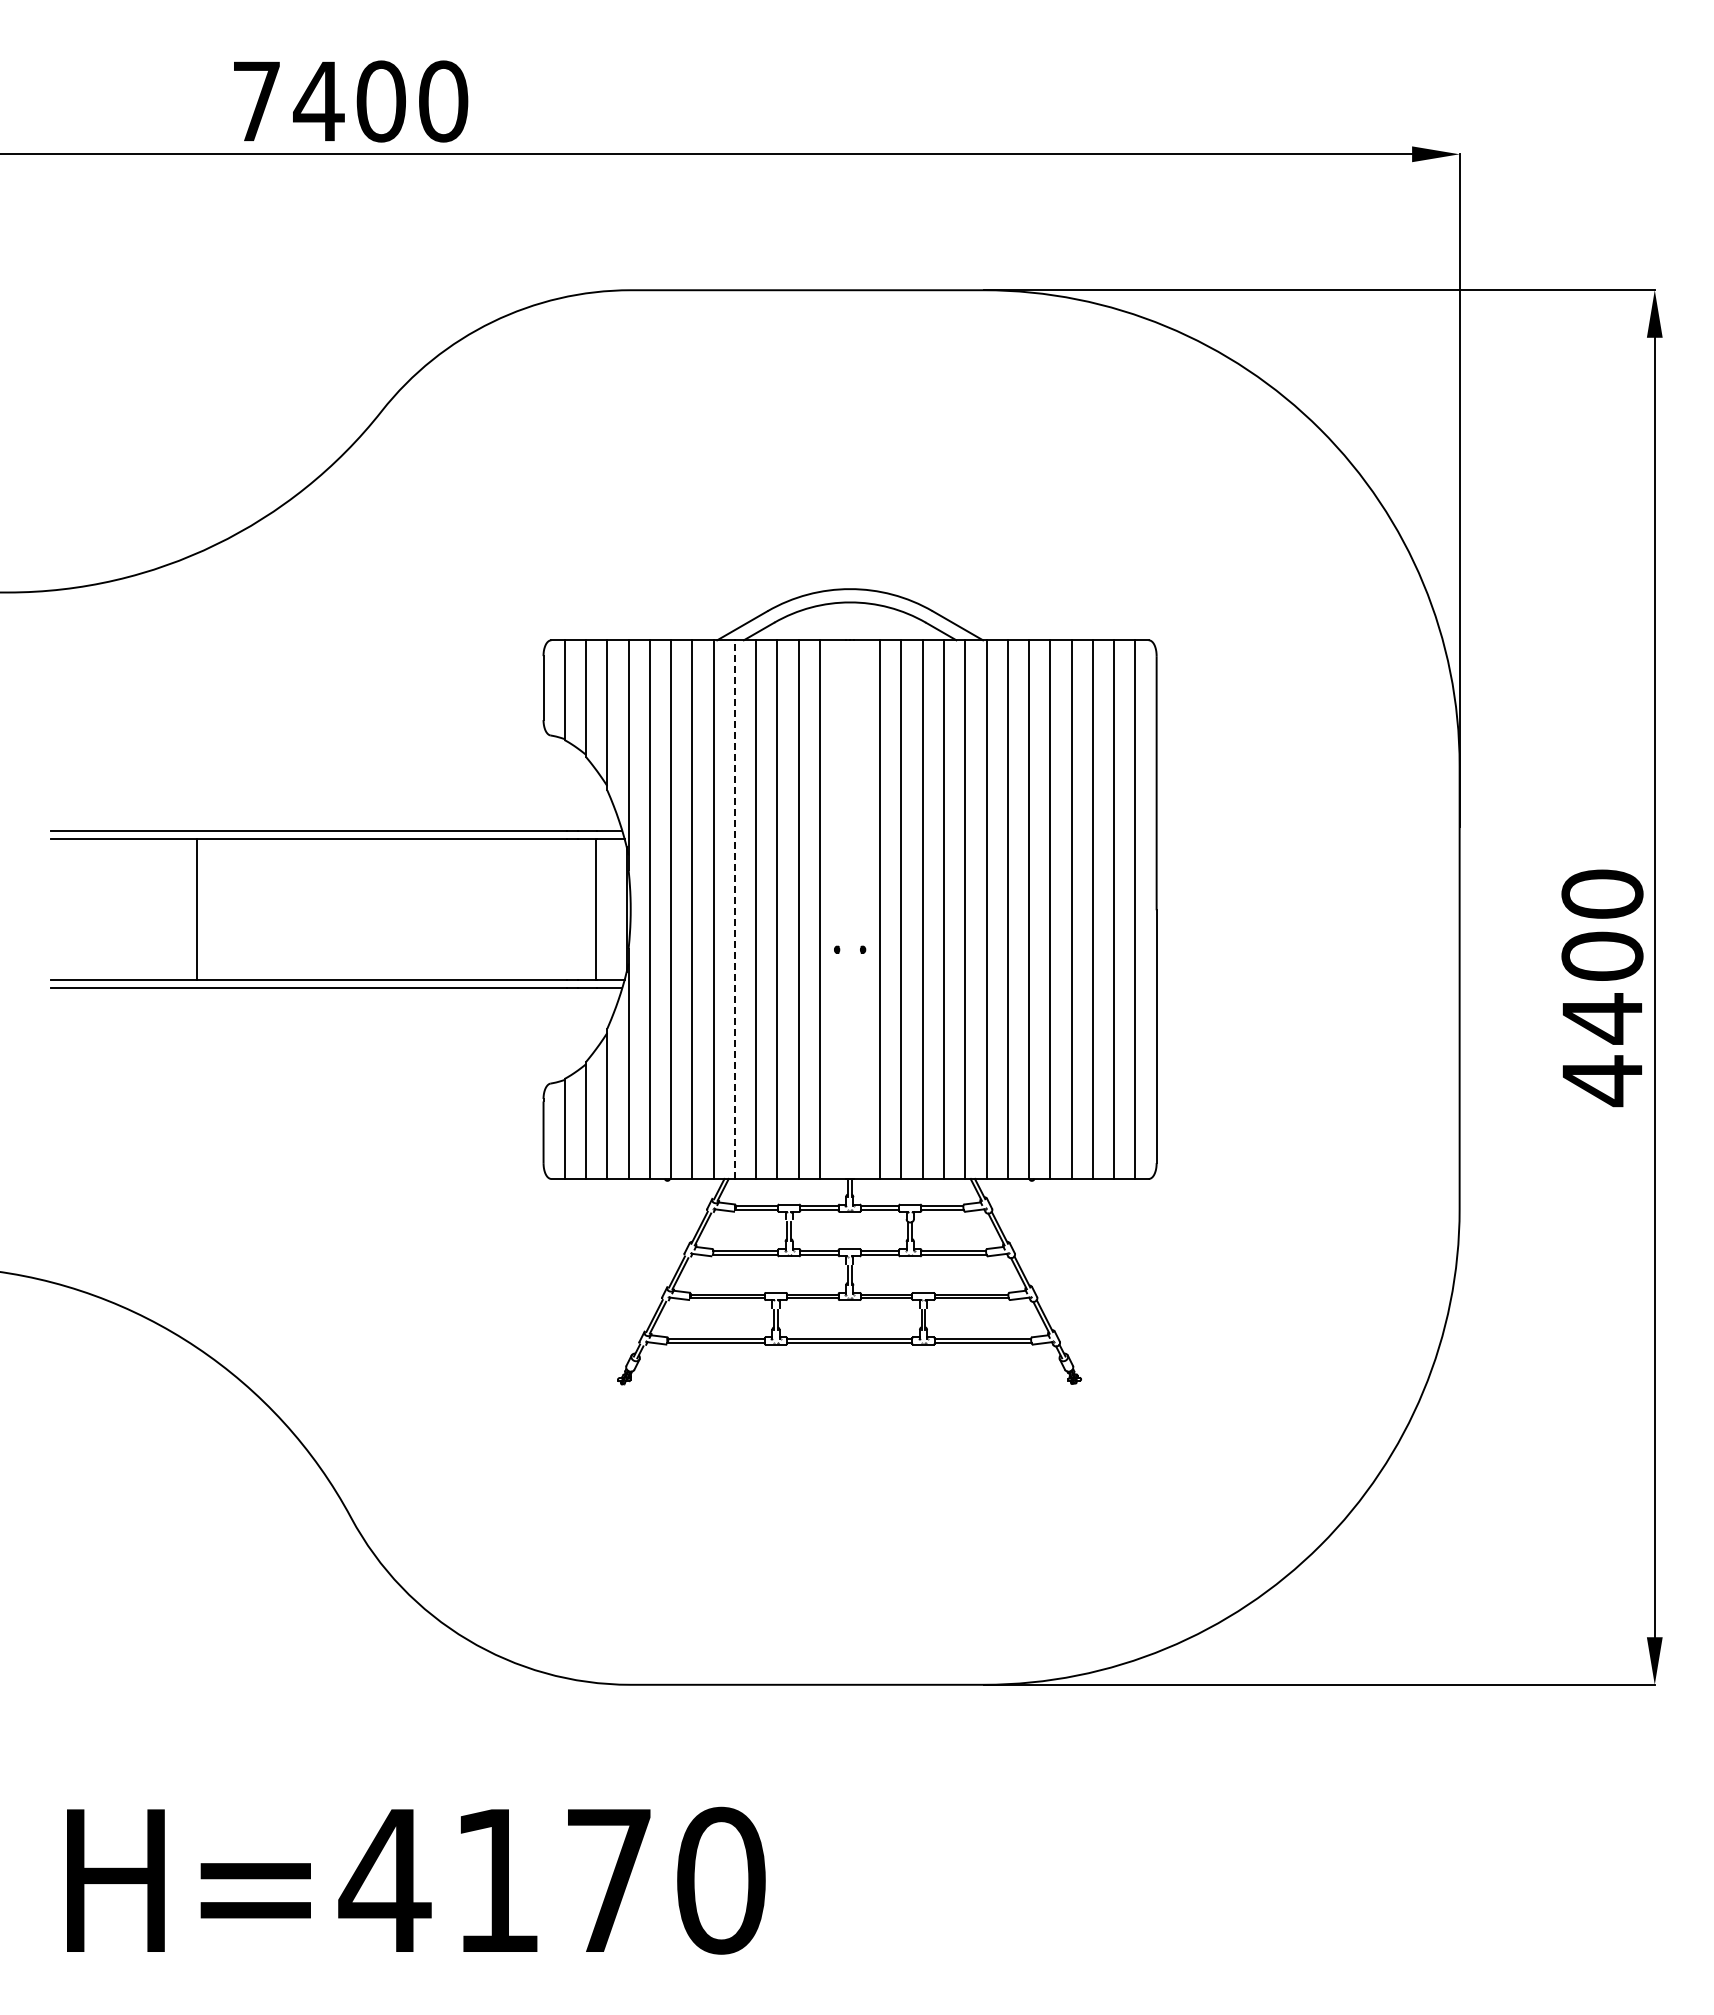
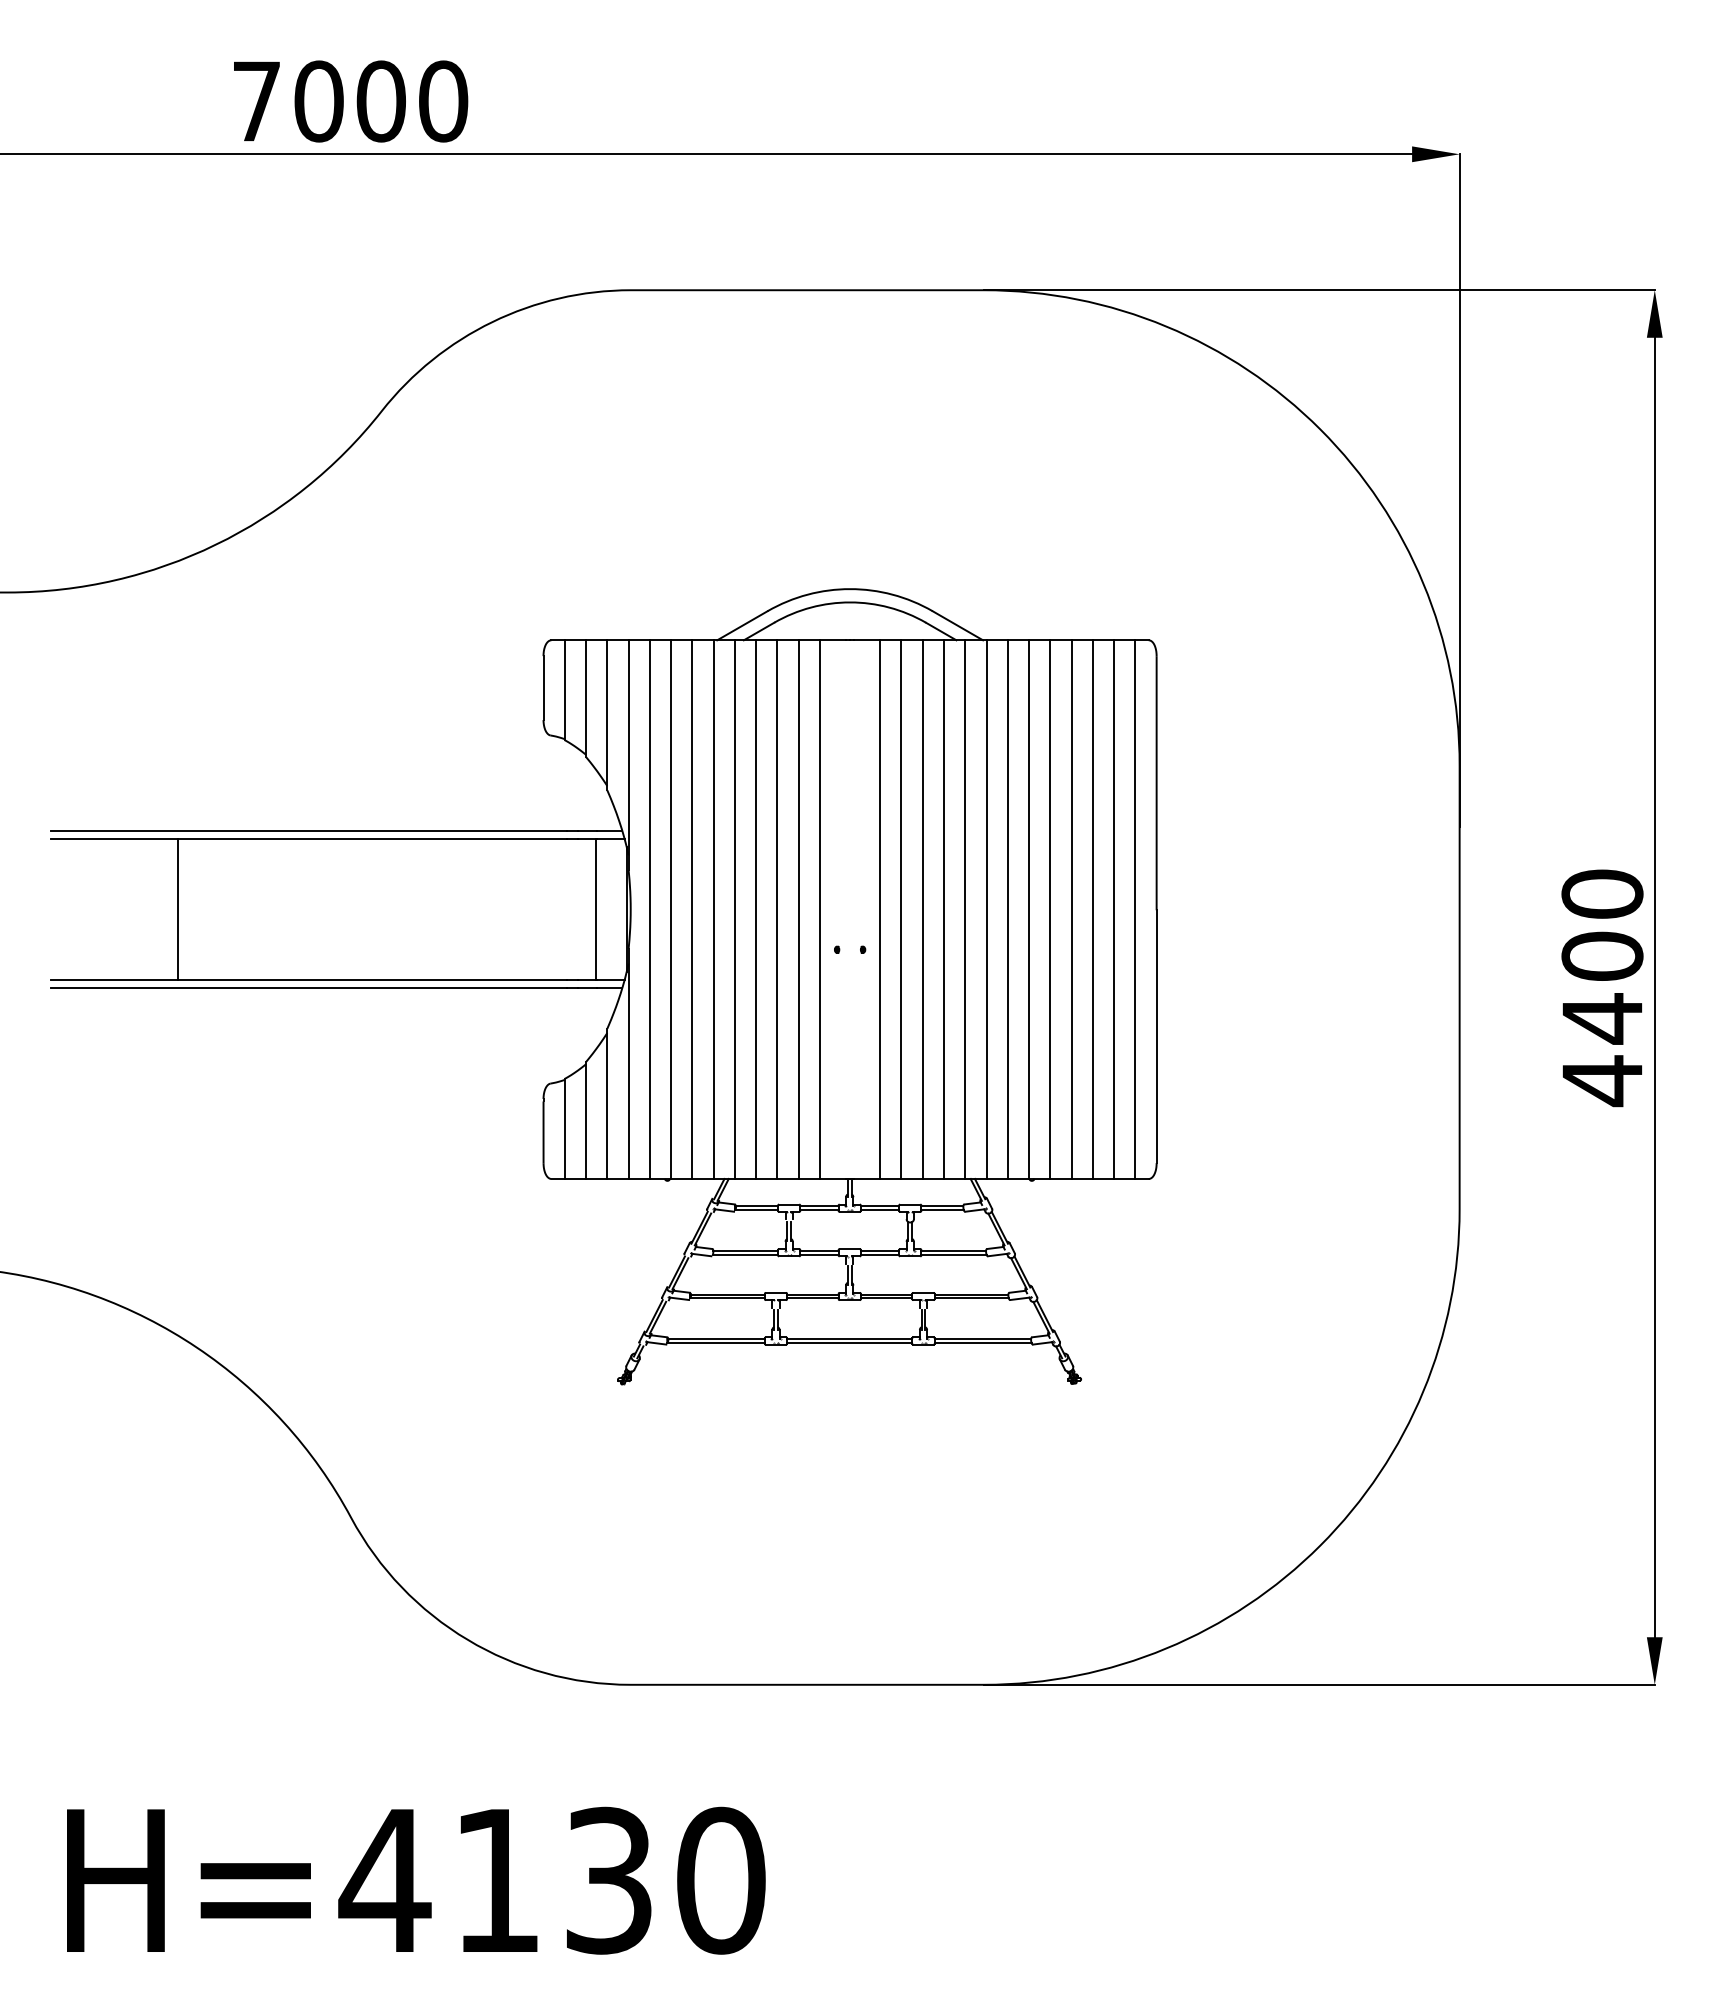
text: 7400 -> 7000 (318, 101)
line position: (197, 909) -> (178, 909) (178, 909)
line: dashed -> solid (734, 909)
text: H=4170 -> H=4130 (609, 1880)
